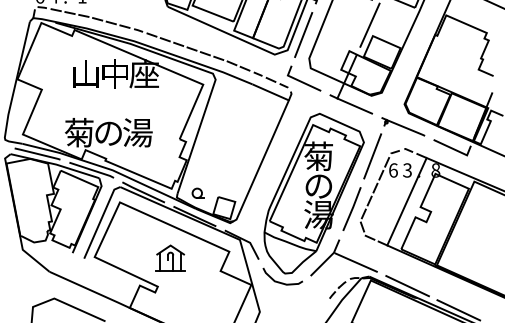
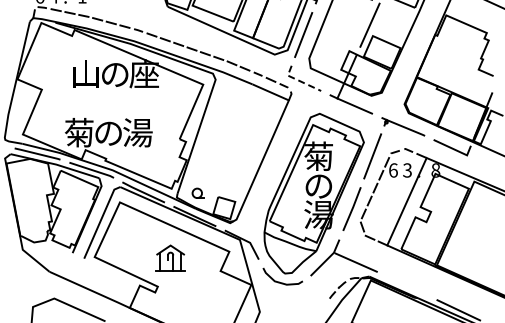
text: 中 -> の (115, 73)
line: solid -> dashed (299, 80)
line: present -> none (407, 286)
